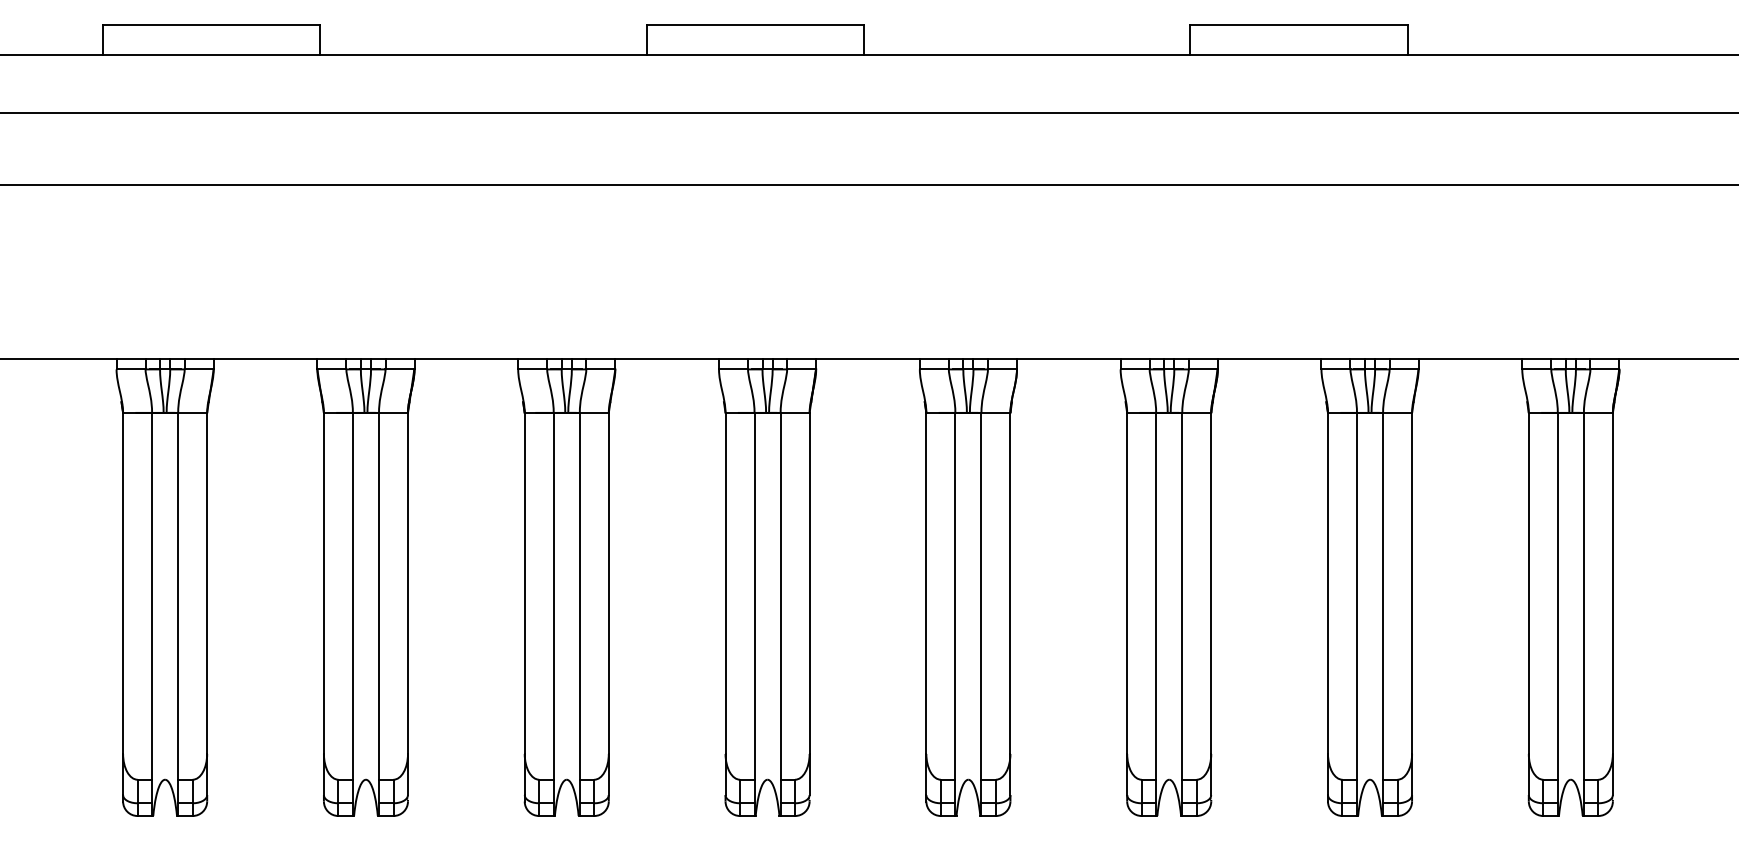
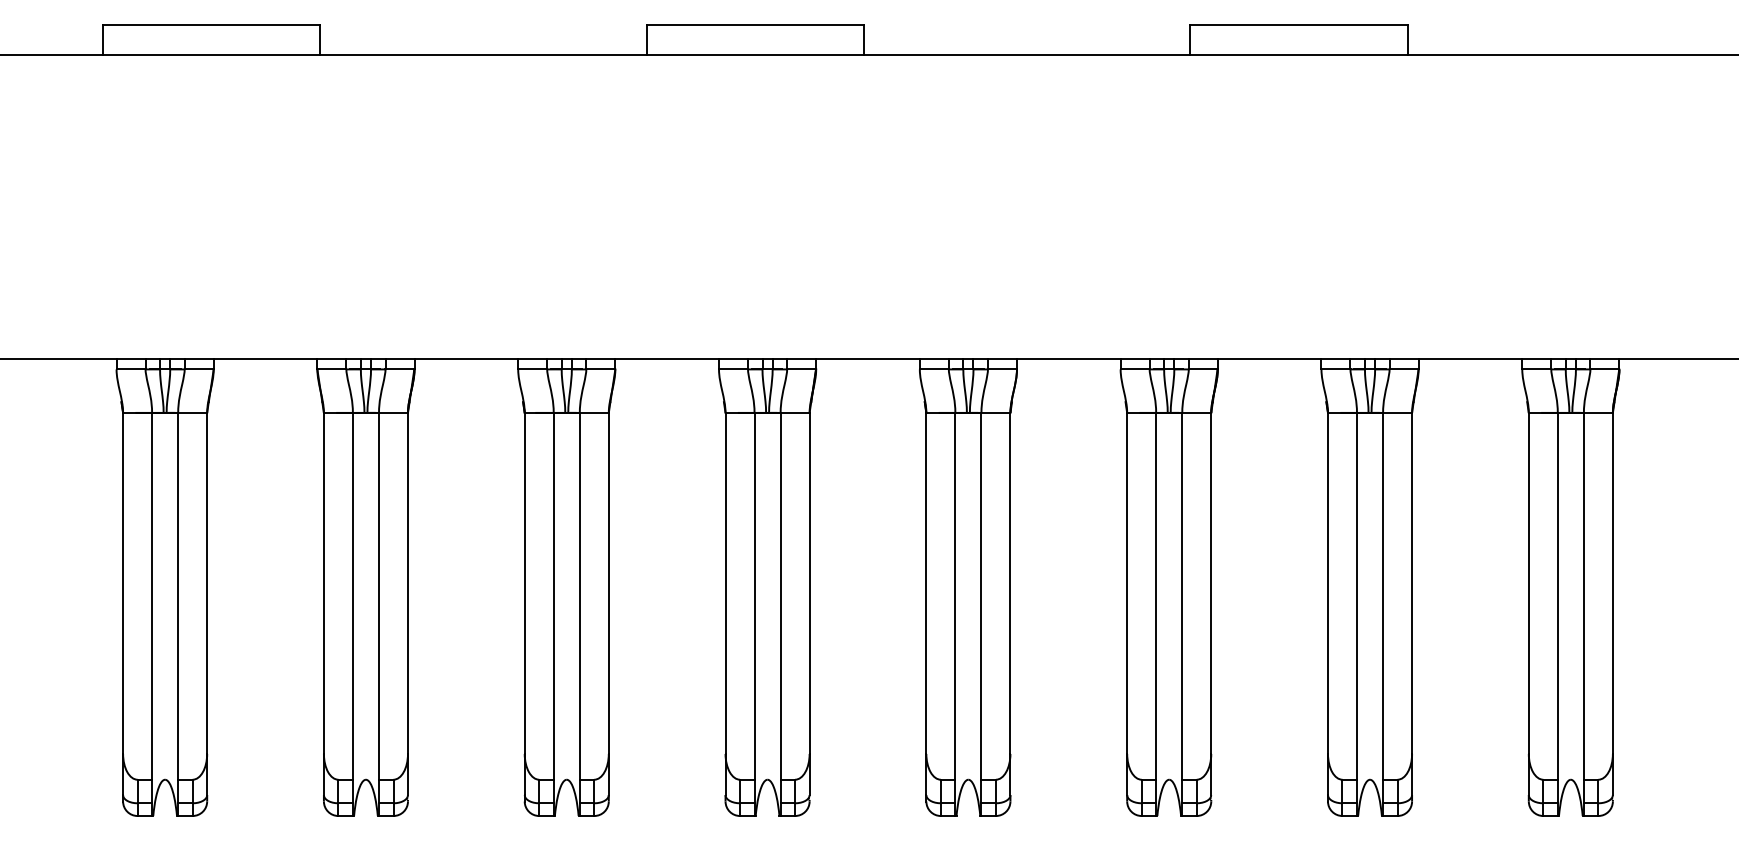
line: present -> none (868, 112)
line: present -> none (868, 185)
